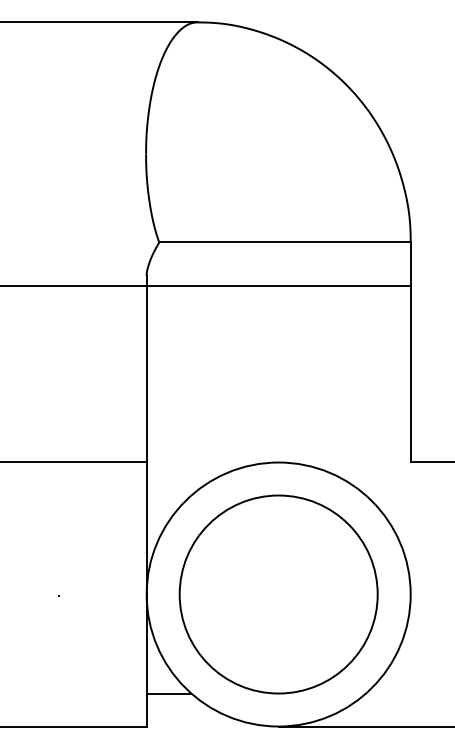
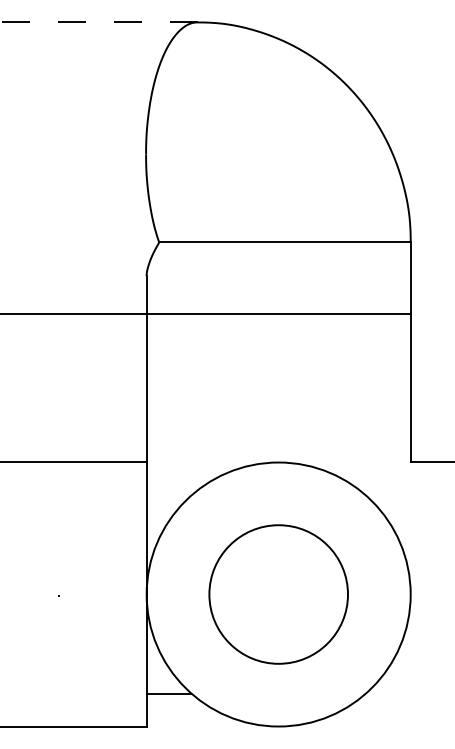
line: solid -> dashed (98, 22)
line position: (206, 286) -> (206, 314) (206, 314)
circle diameter: 198 px -> 139 px (278, 594)
line: present -> none (364, 726)
